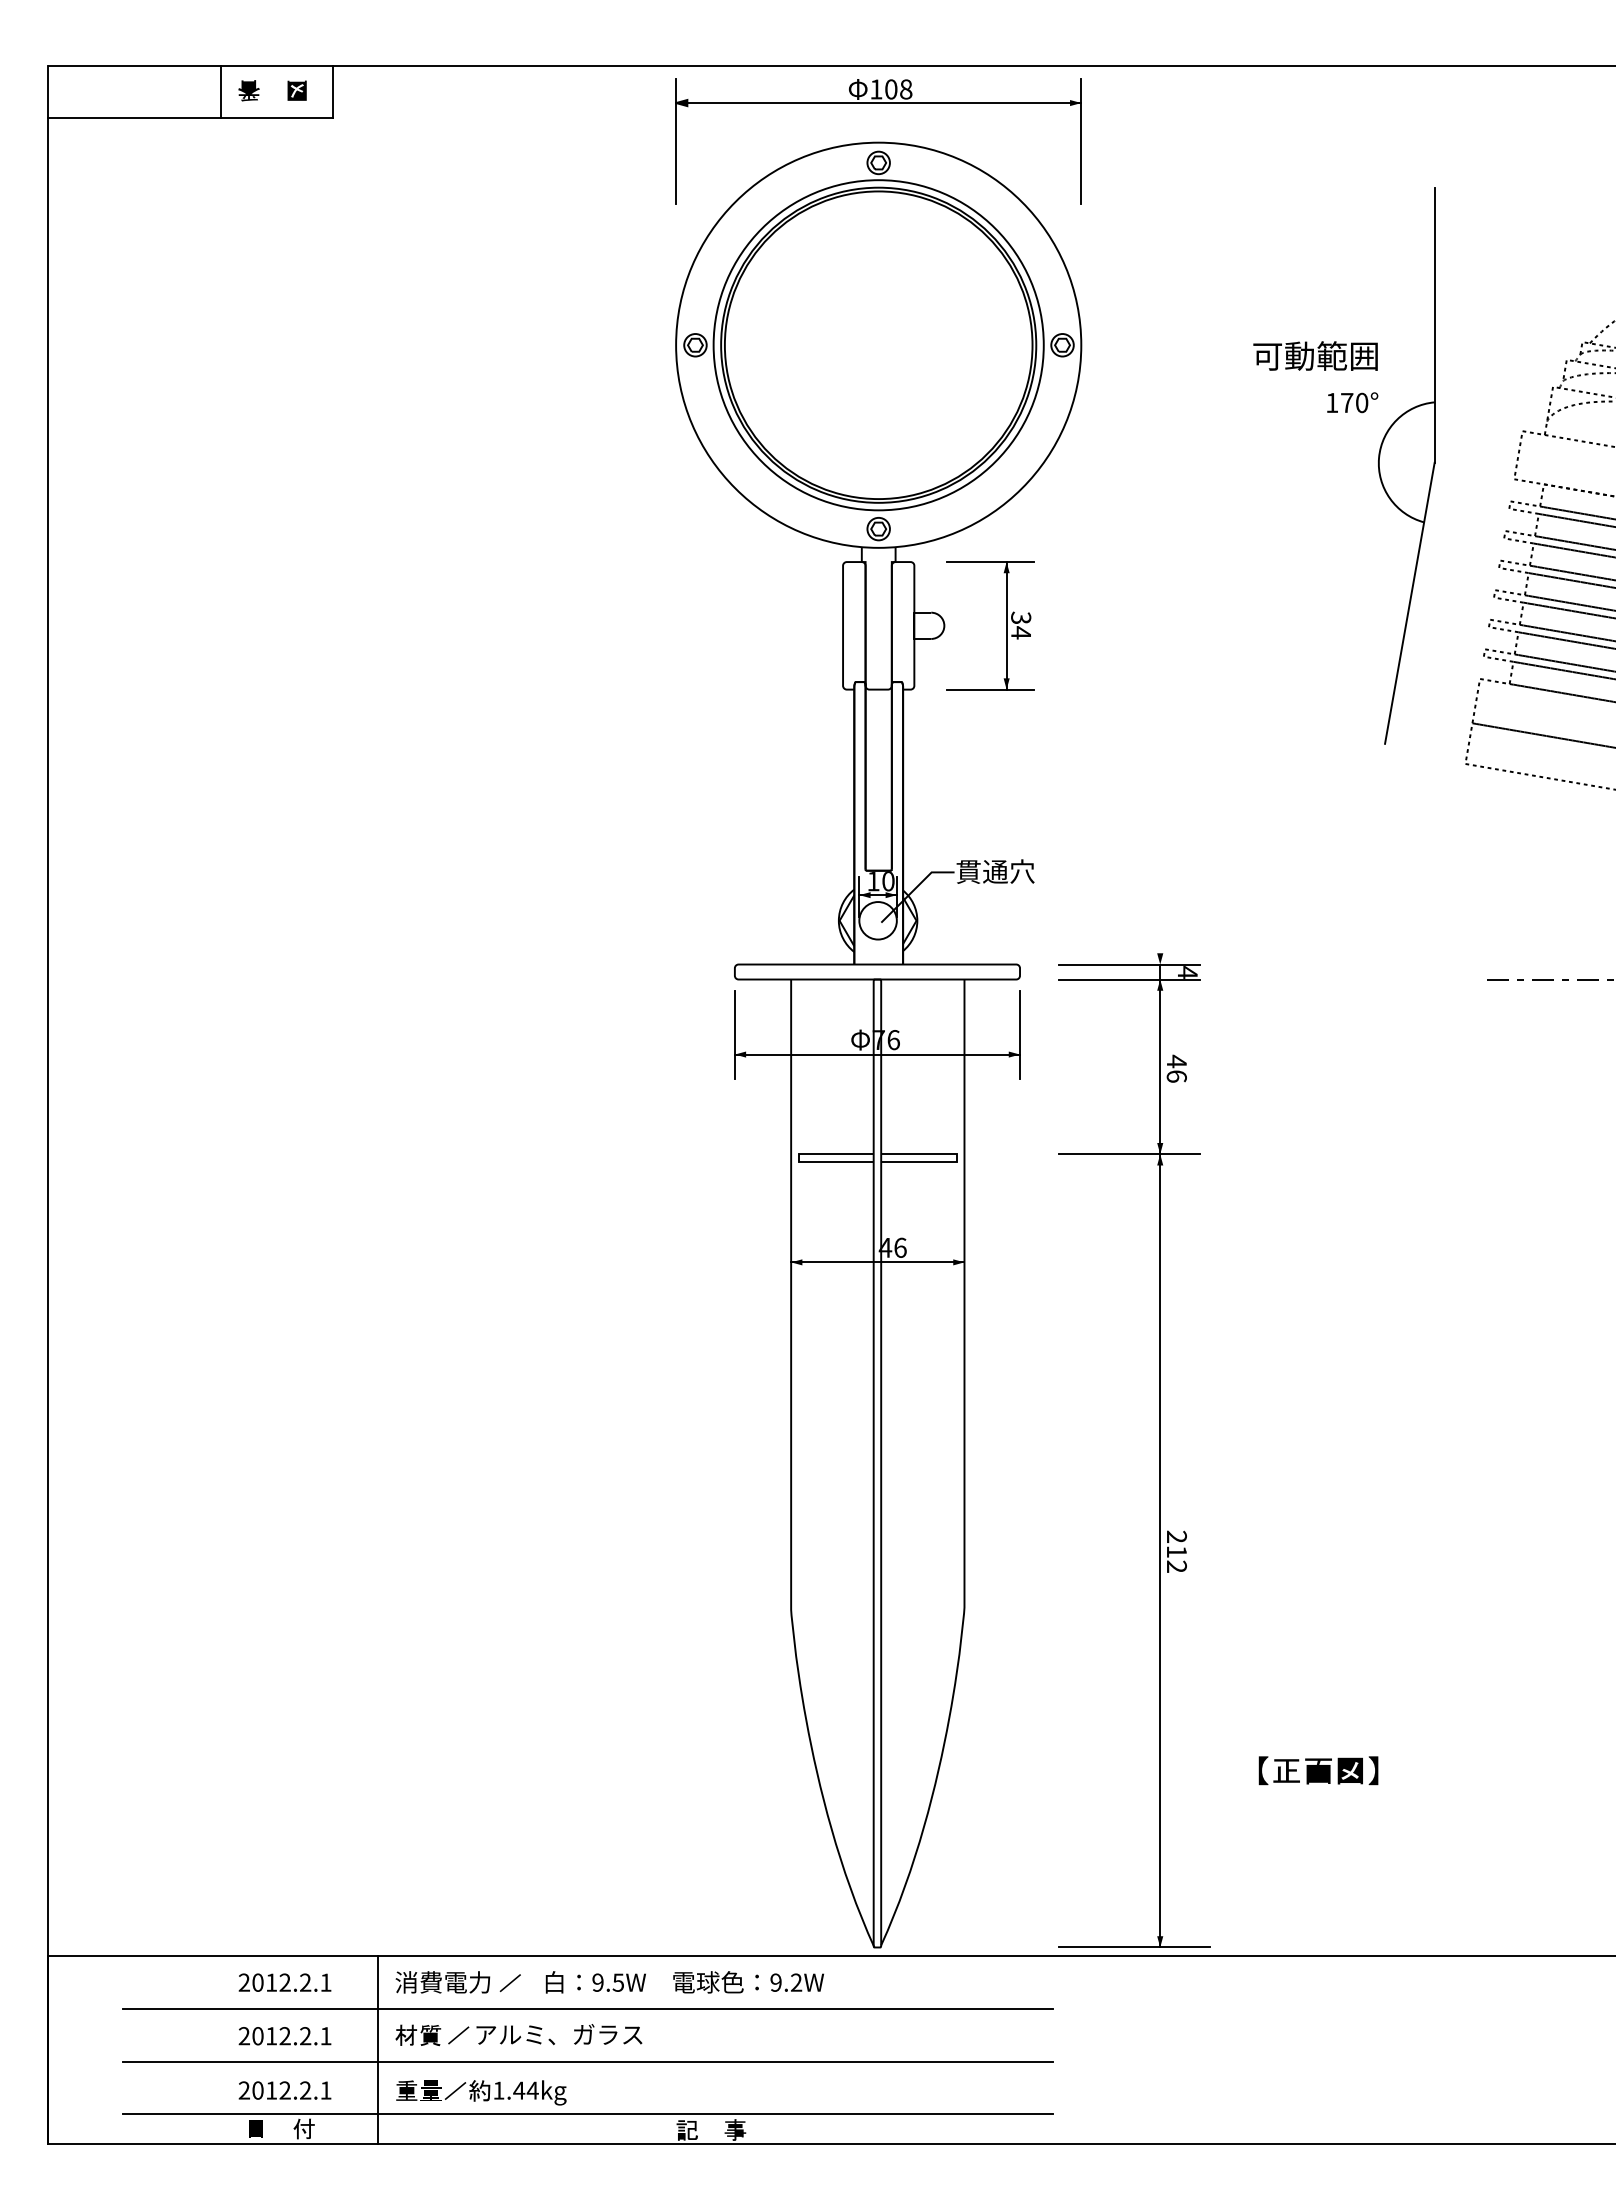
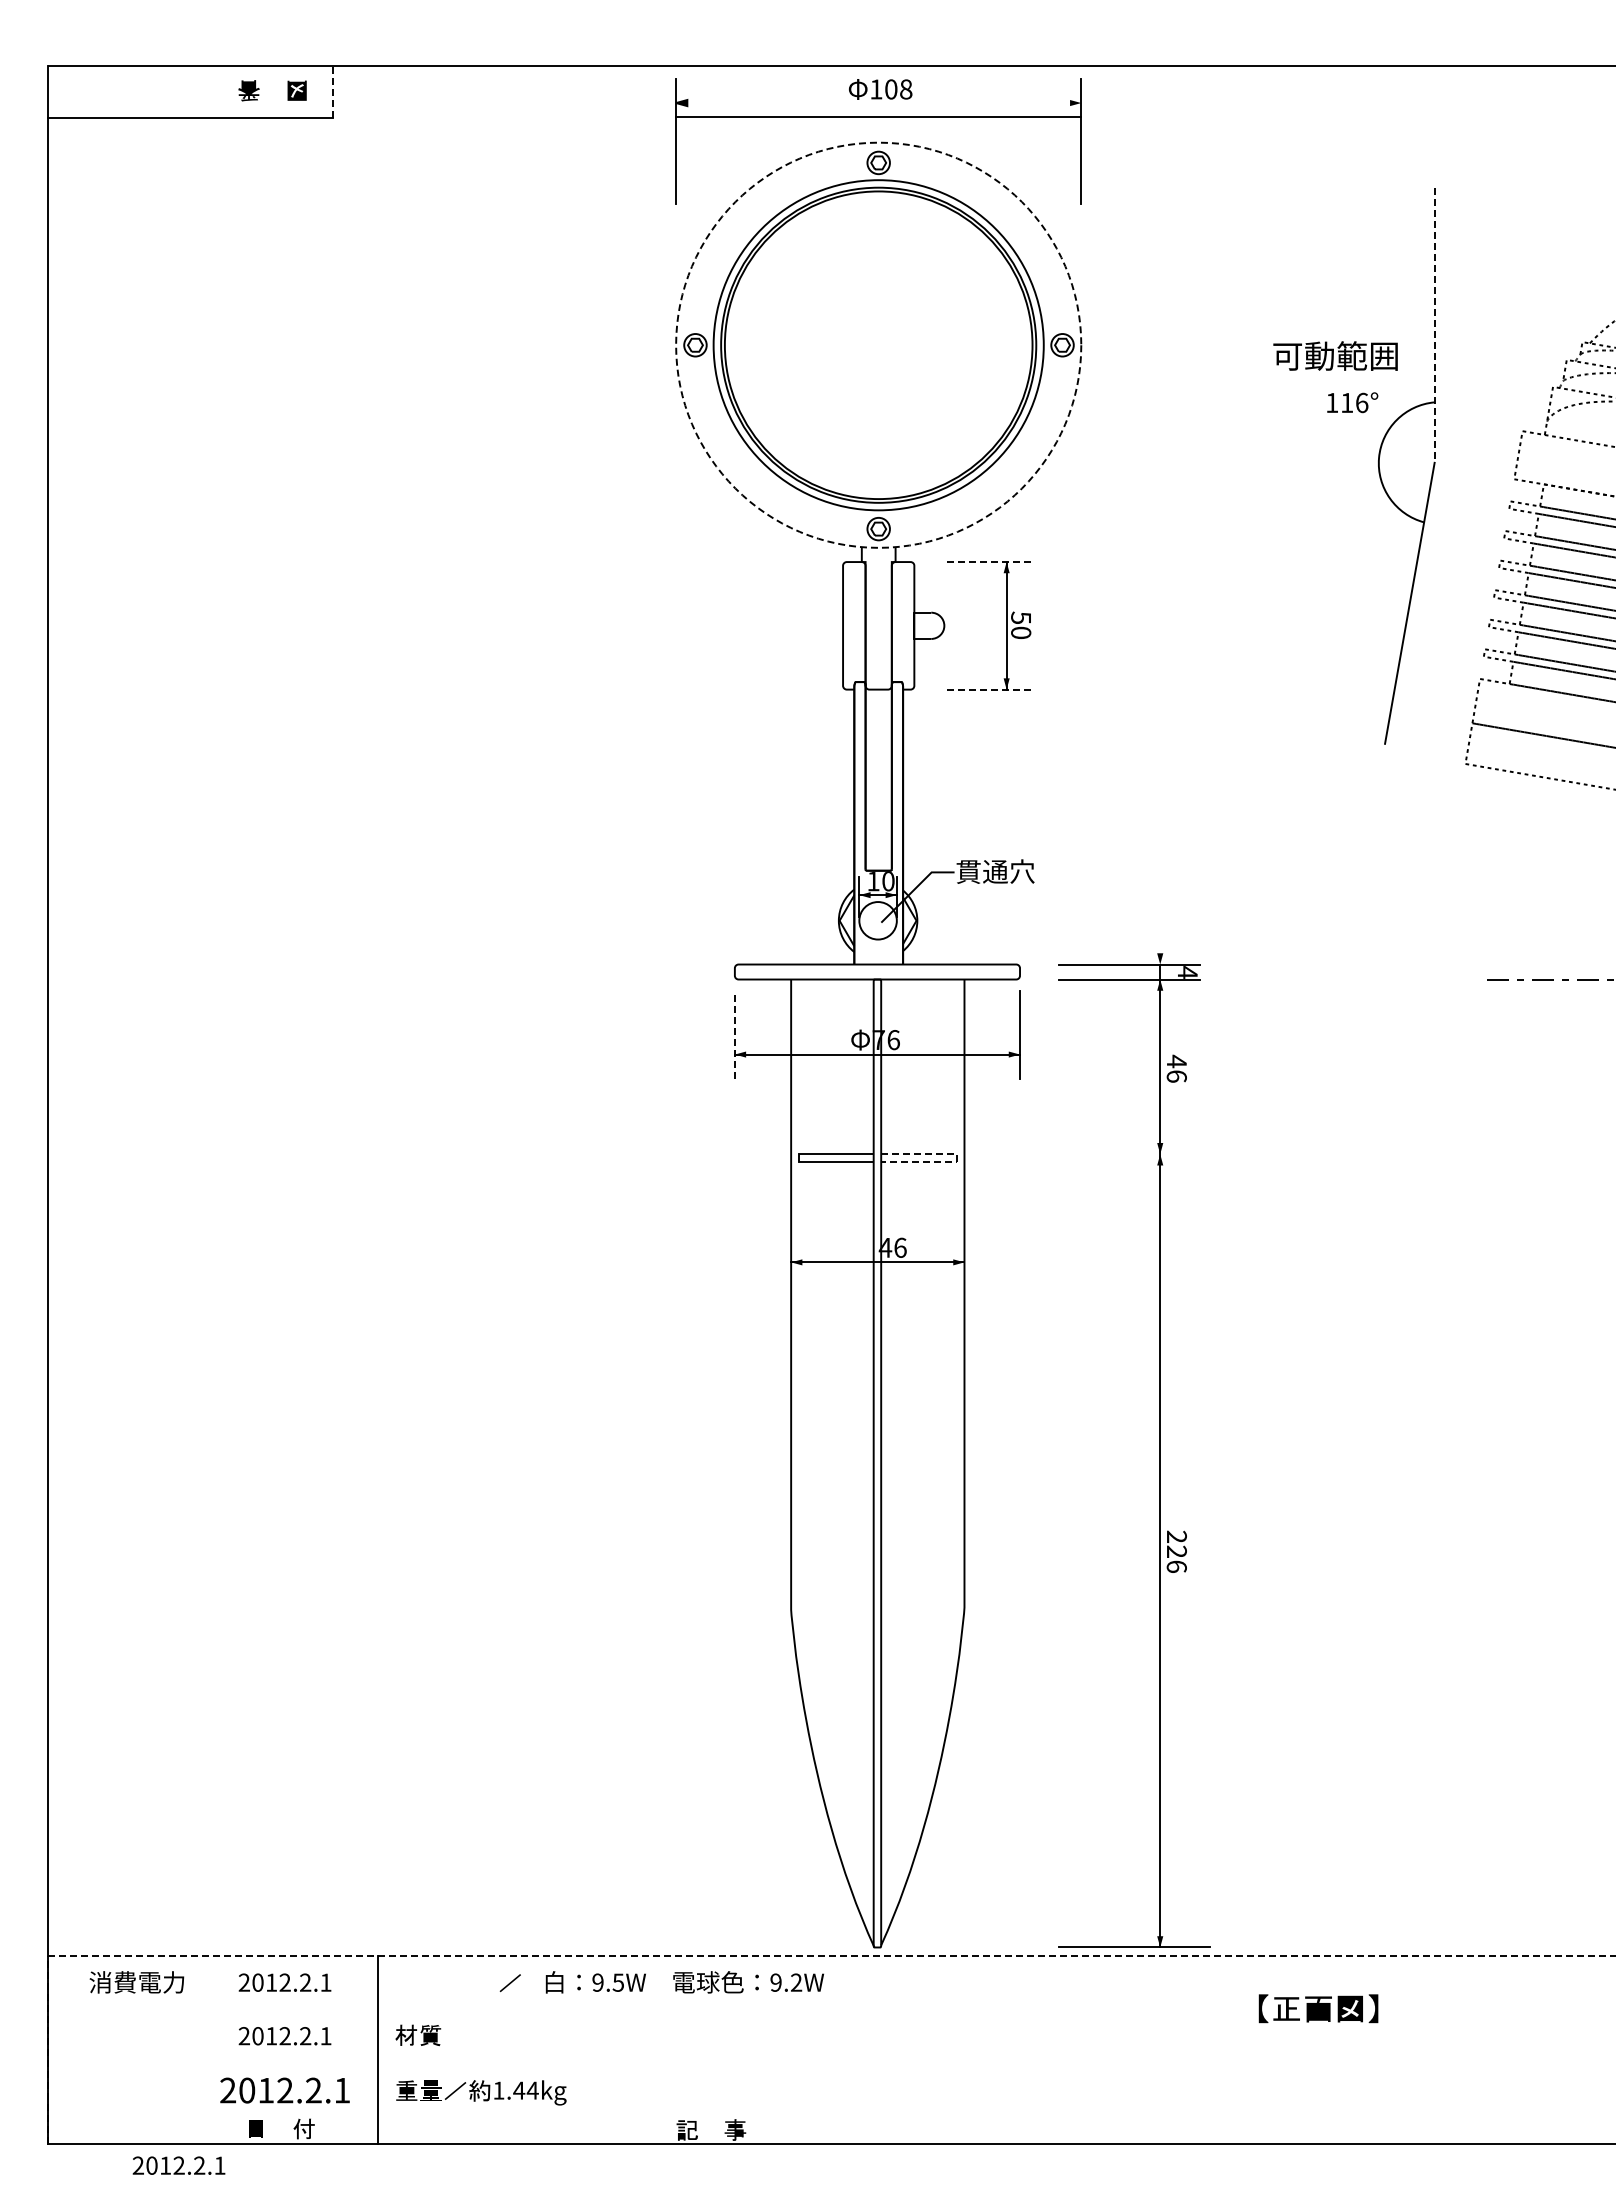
line: solid -> dashed (332, 91)
line: present -> none (220, 92)
line position: (878, 103) -> (878, 117) (878, 117)
line: solid -> dashed (1434, 326)
circle: solid -> dashed (878, 344)
part position: (1315, 355) -> (1335, 355) (1335, 355)
text: 170° -> 116° (1354, 402)
line: solid -> dashed (991, 562)
text: 34 -> 50 (1021, 625)
line: solid -> dashed (991, 689)
line: solid -> dashed (734, 1034)
line: present -> none (1129, 1154)
line: solid -> dashed (956, 1158)
text: 212 -> 226 (1176, 1558)
part position: (1318, 1770) -> (1318, 2008) (1318, 2008)
line: solid -> dashed (737, 1956)
part position: (442, 1982) -> (136, 1982) (136, 1982)
line: present -> none (588, 2009)
part: present -> none (545, 2034)
line: present -> none (588, 2061)
part size: 94x19 px -> 130x27 px (284, 2090)
line: present -> none (588, 2113)
part: none -> present (178, 2165)
